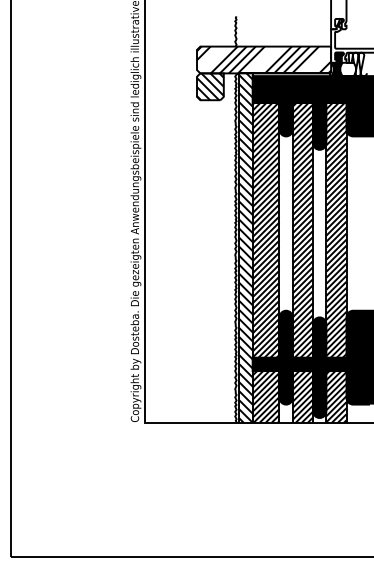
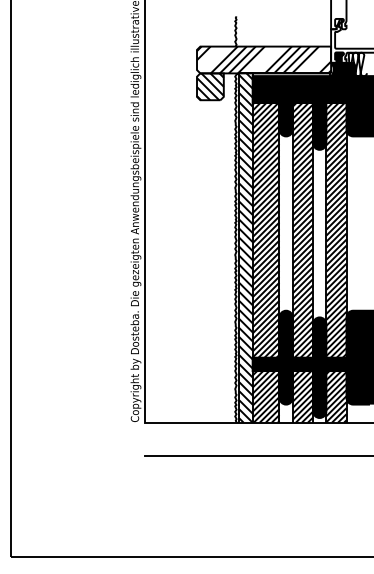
fill: none -> present (348, 69)
line: none -> present (257, 456)
